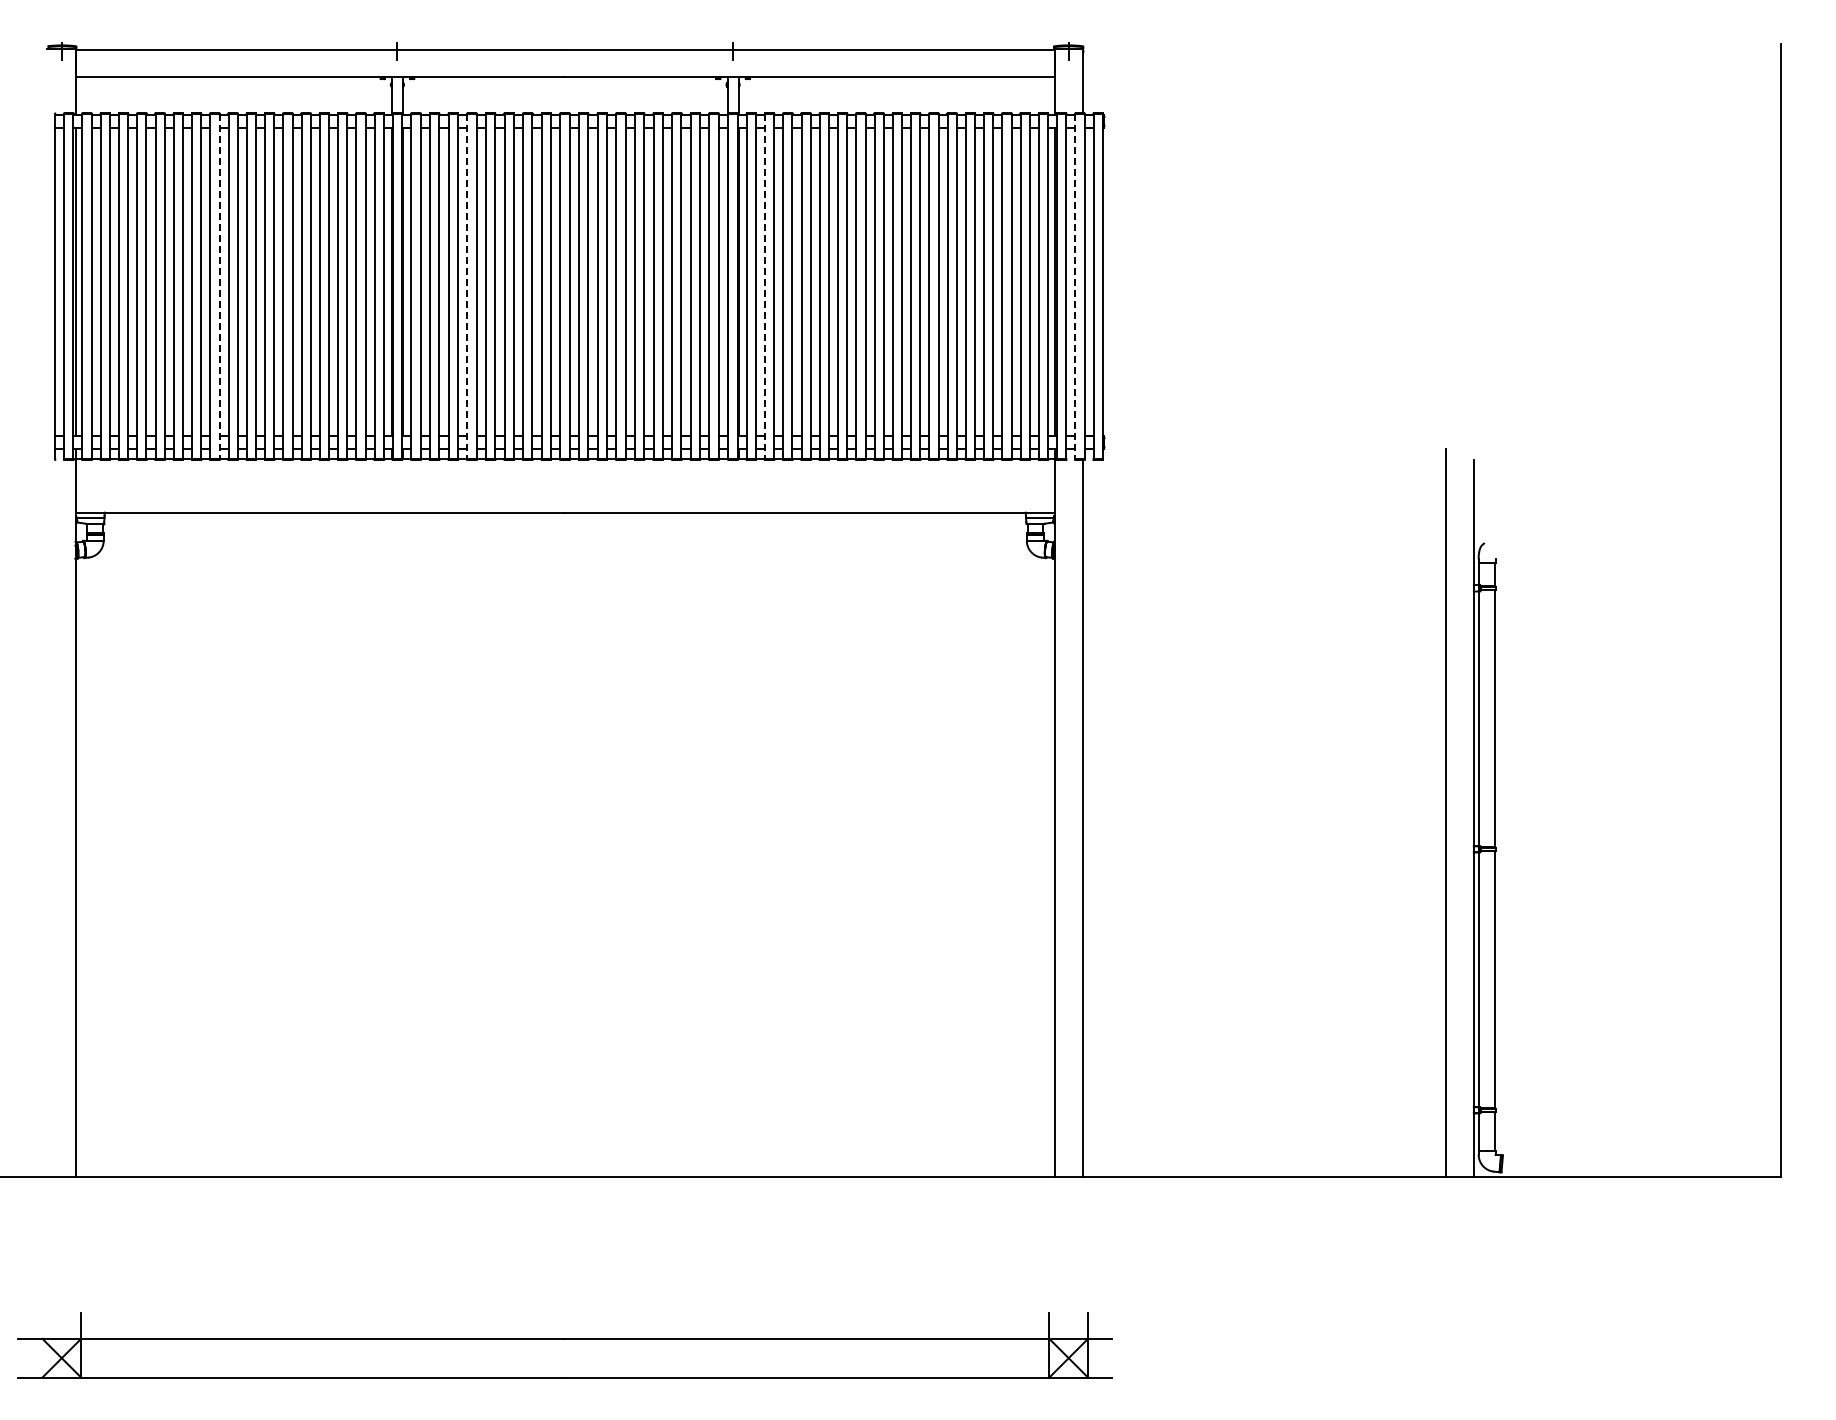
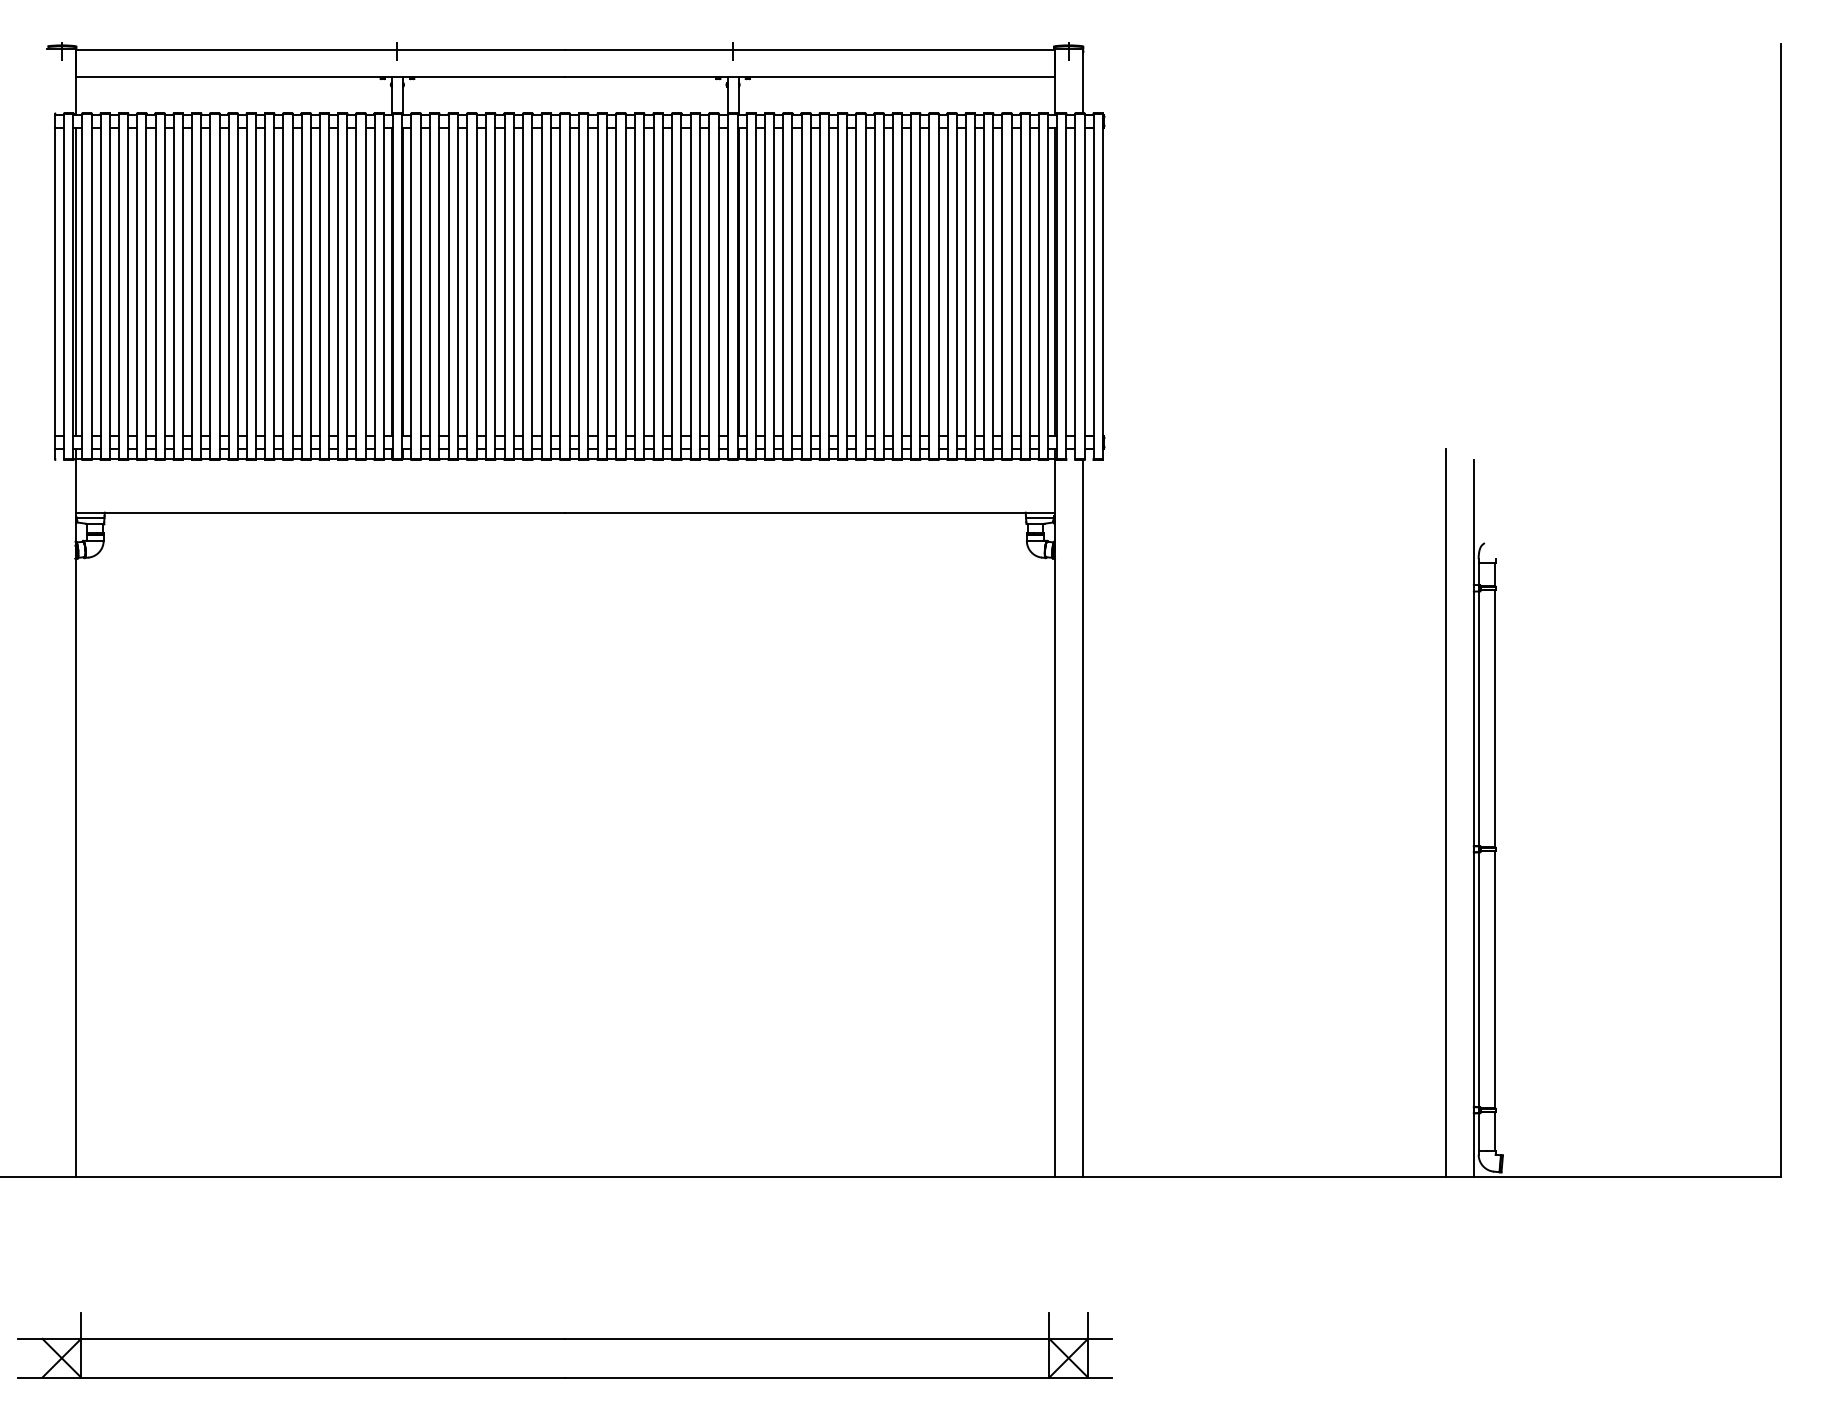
line: dashed -> solid (219, 287)
line: dashed -> solid (467, 287)
line: dashed -> solid (764, 287)
line: dashed -> solid (1075, 287)
